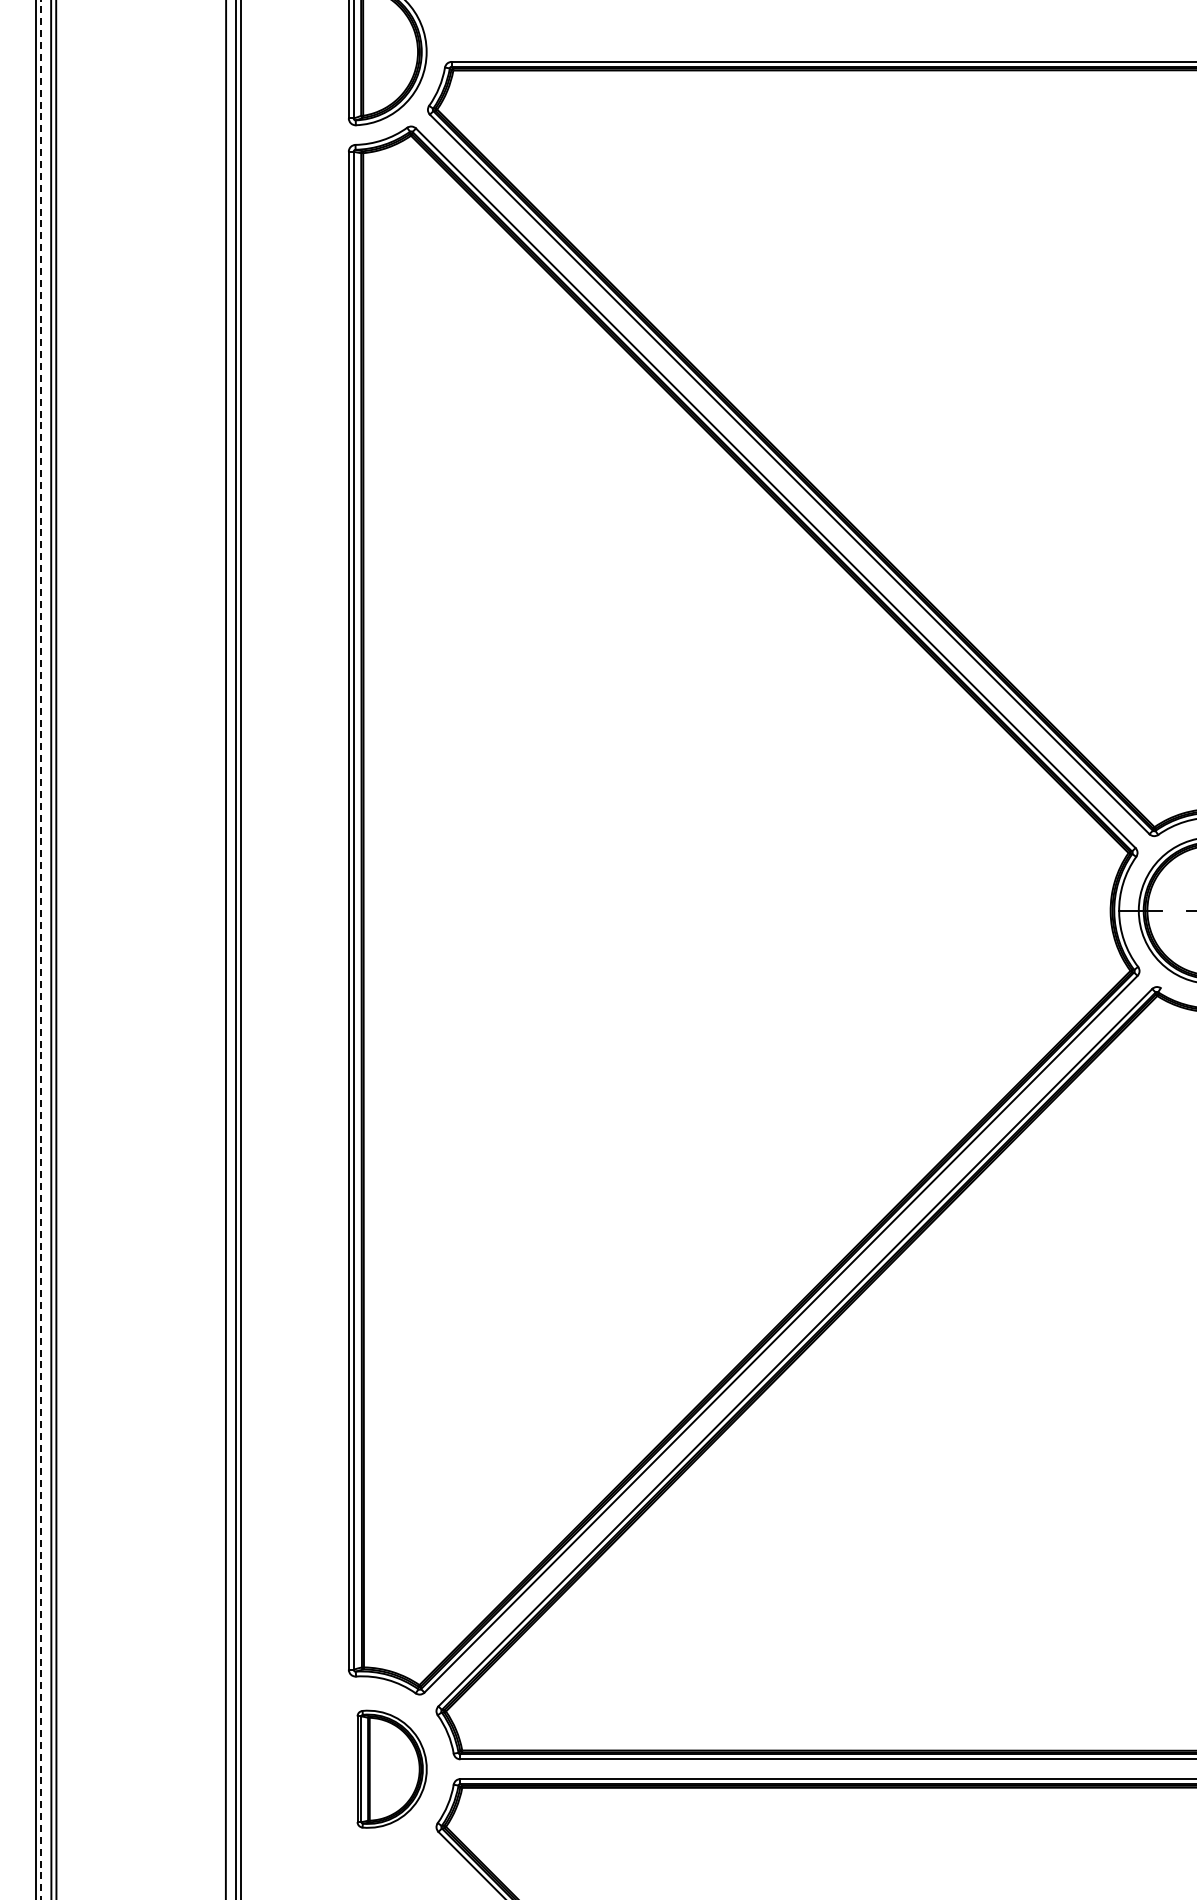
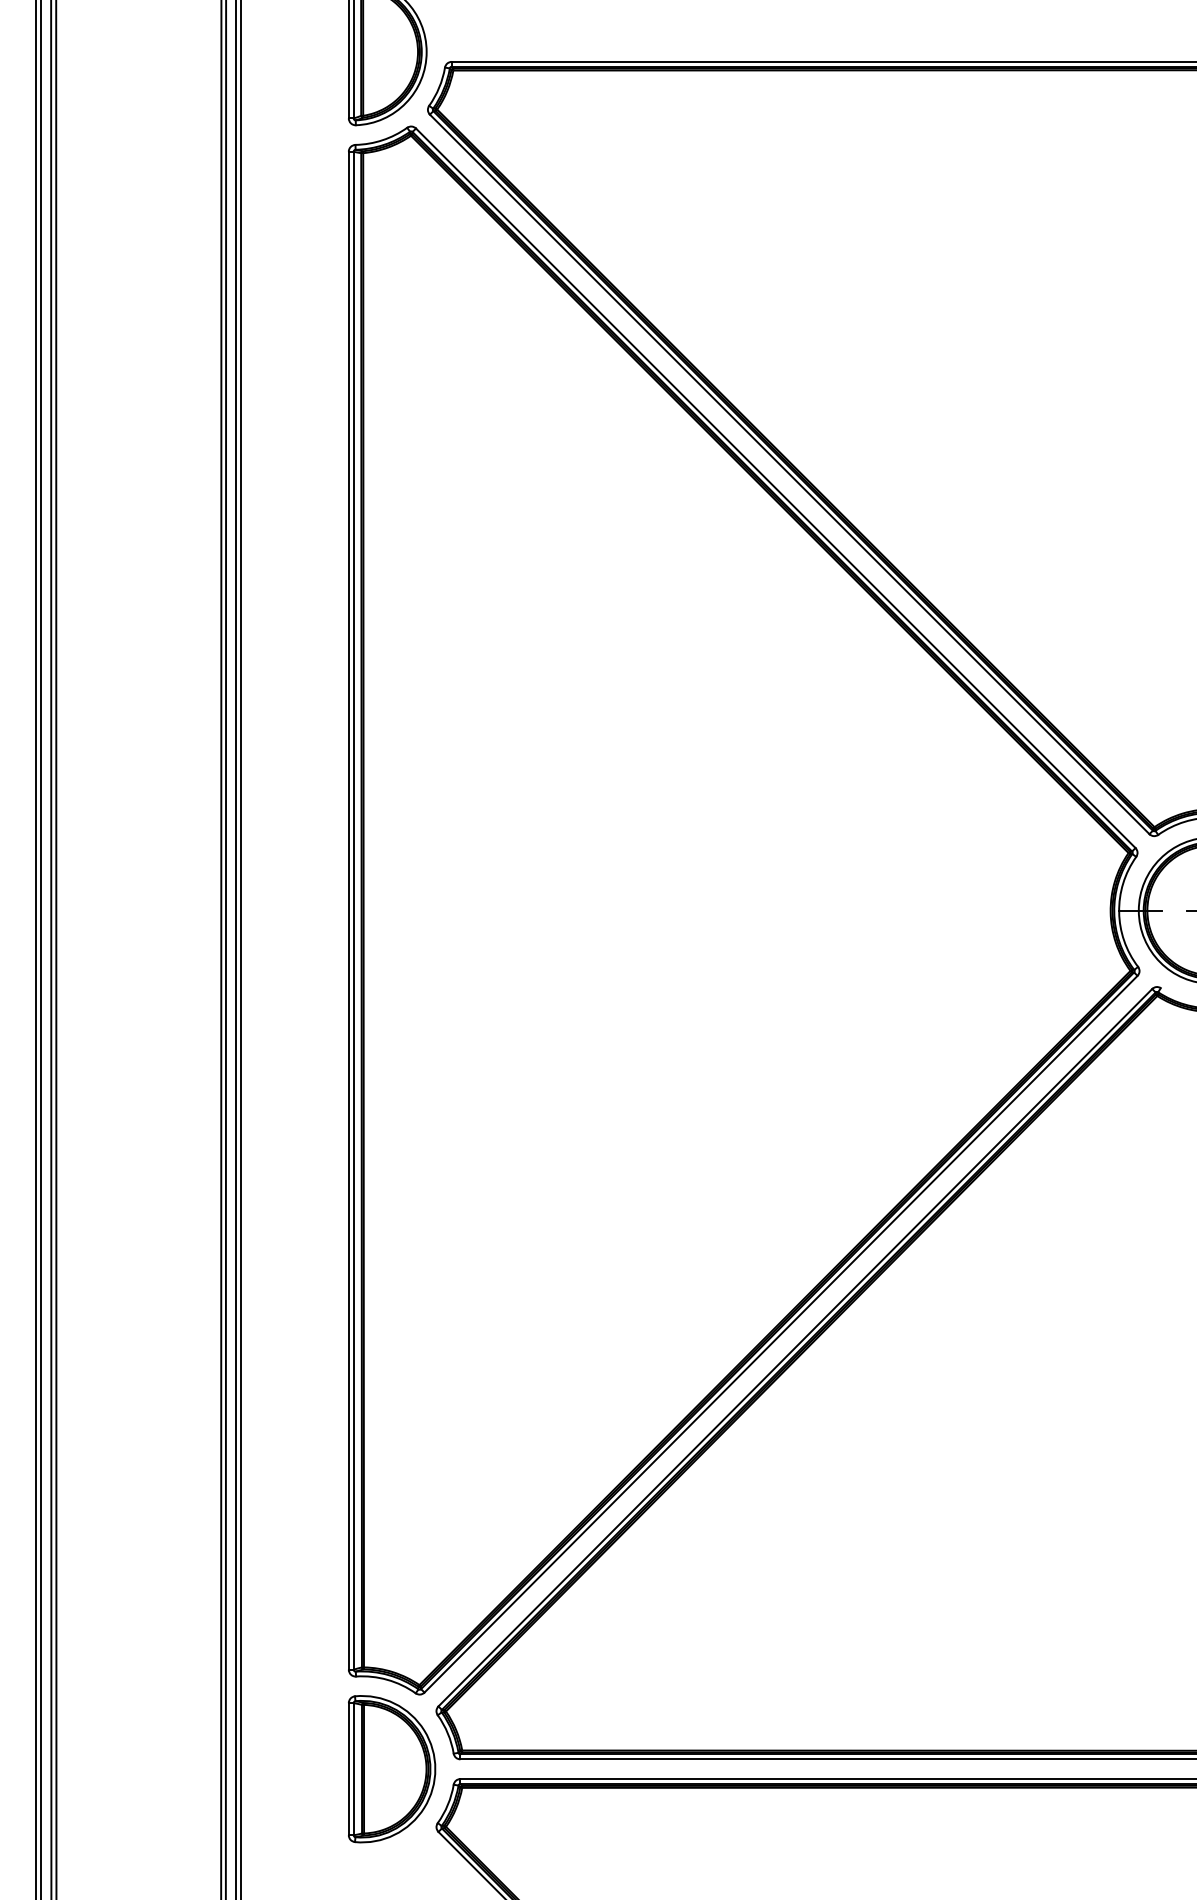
line: none -> present (221, 949)
line: dashed -> solid (41, 950)
part size: 72x120 px -> 89x149 px (392, 1769)
